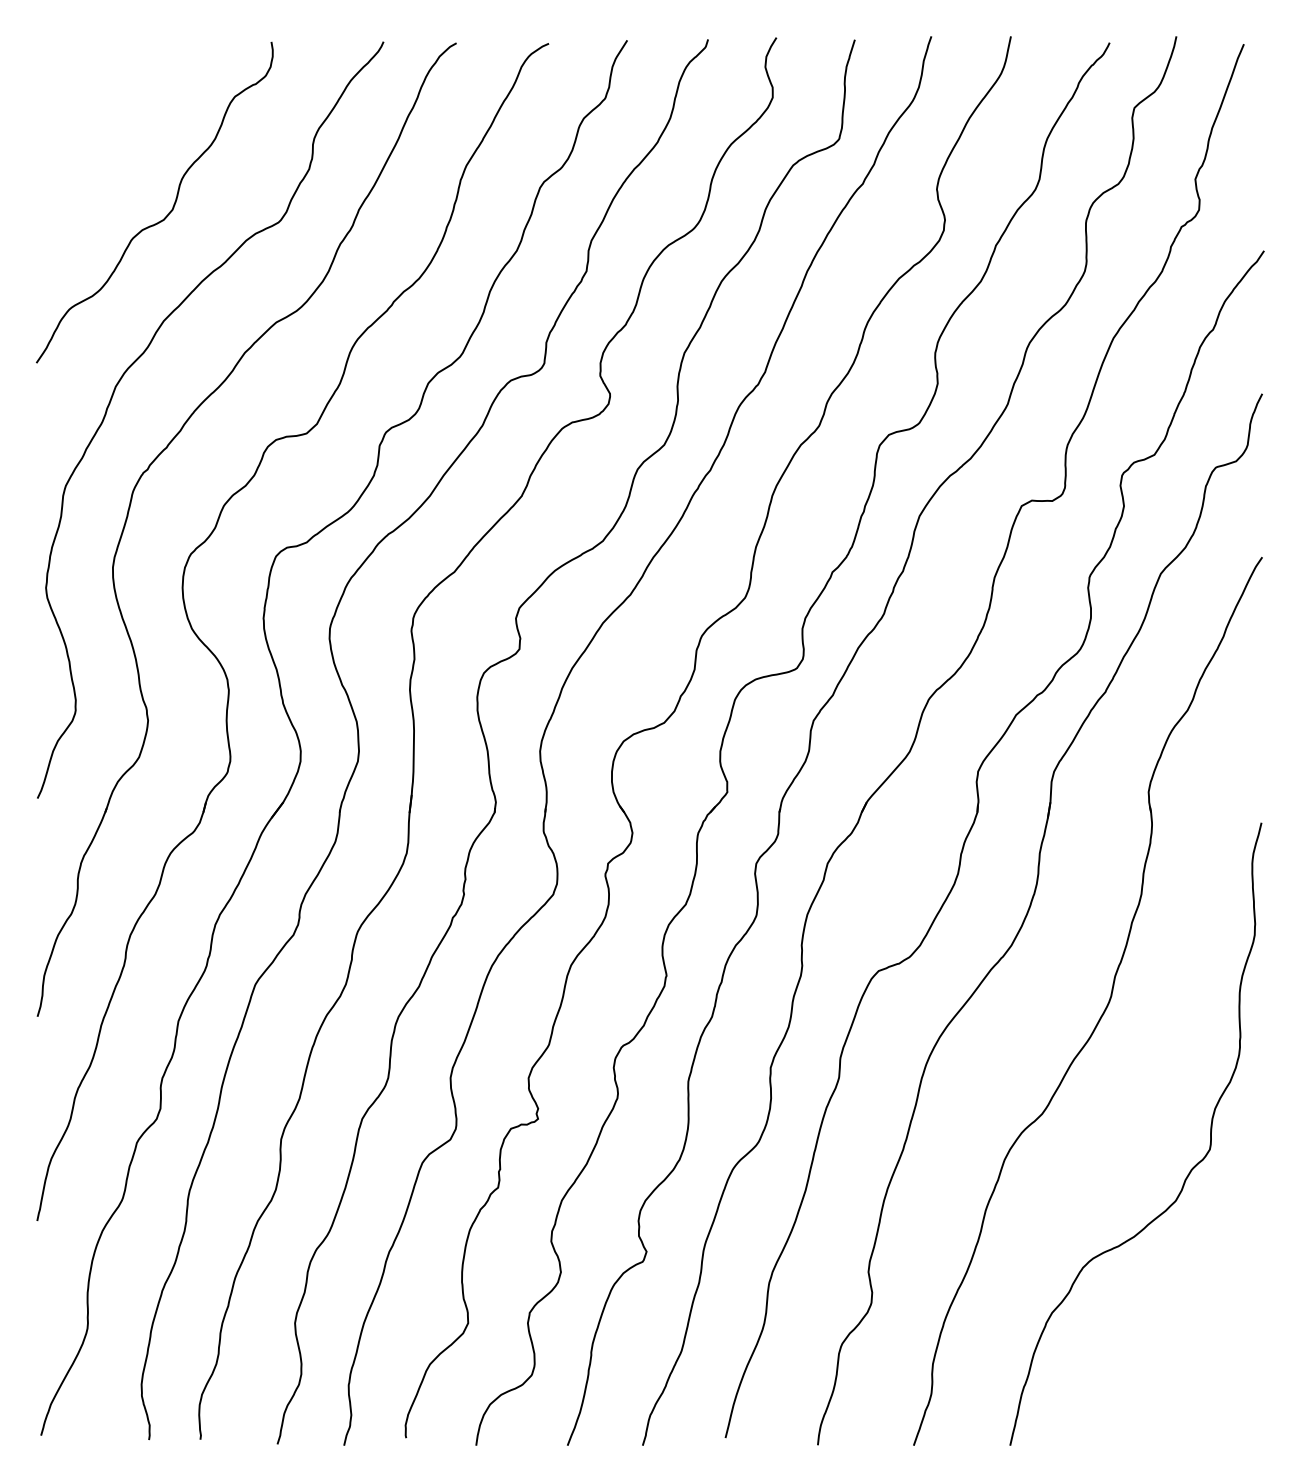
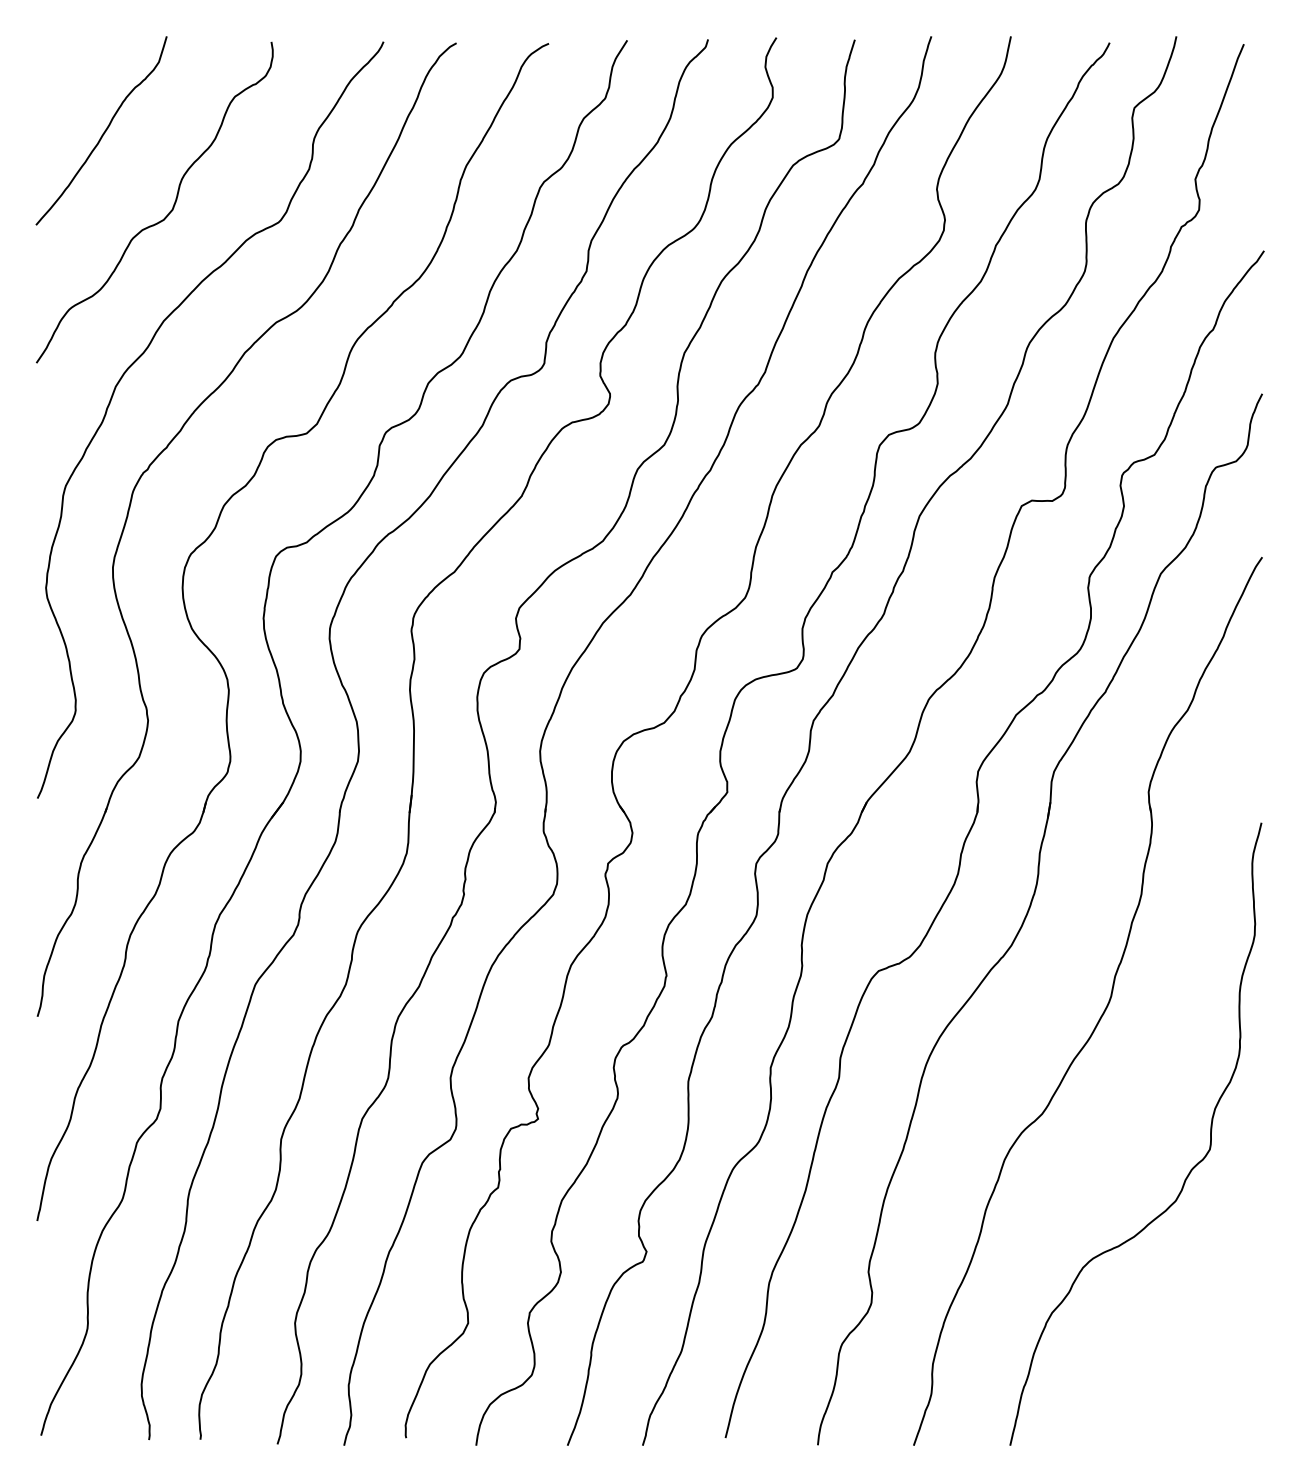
curve: none -> present (103, 132)
